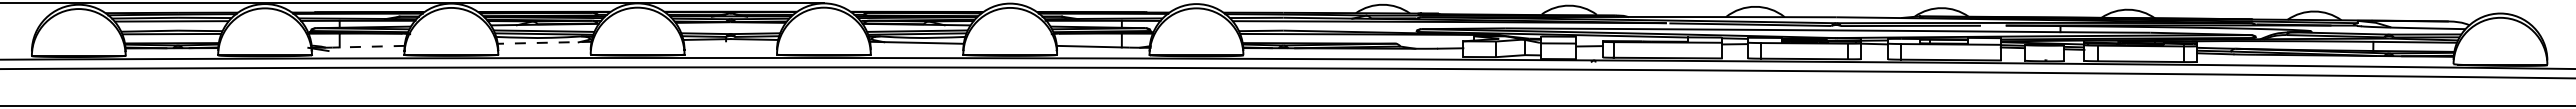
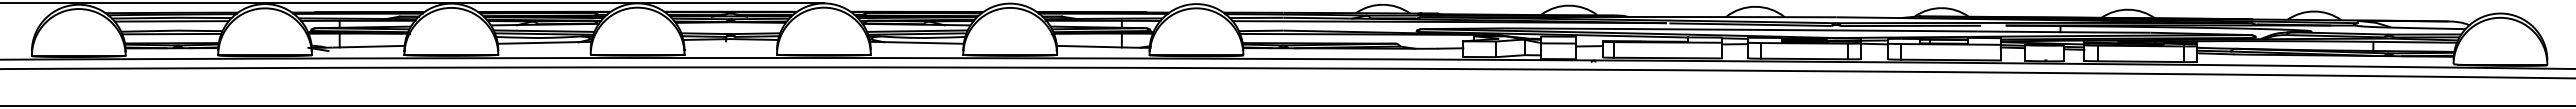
line: dashed -> solid (544, 42)
line: dashed -> solid (369, 46)
